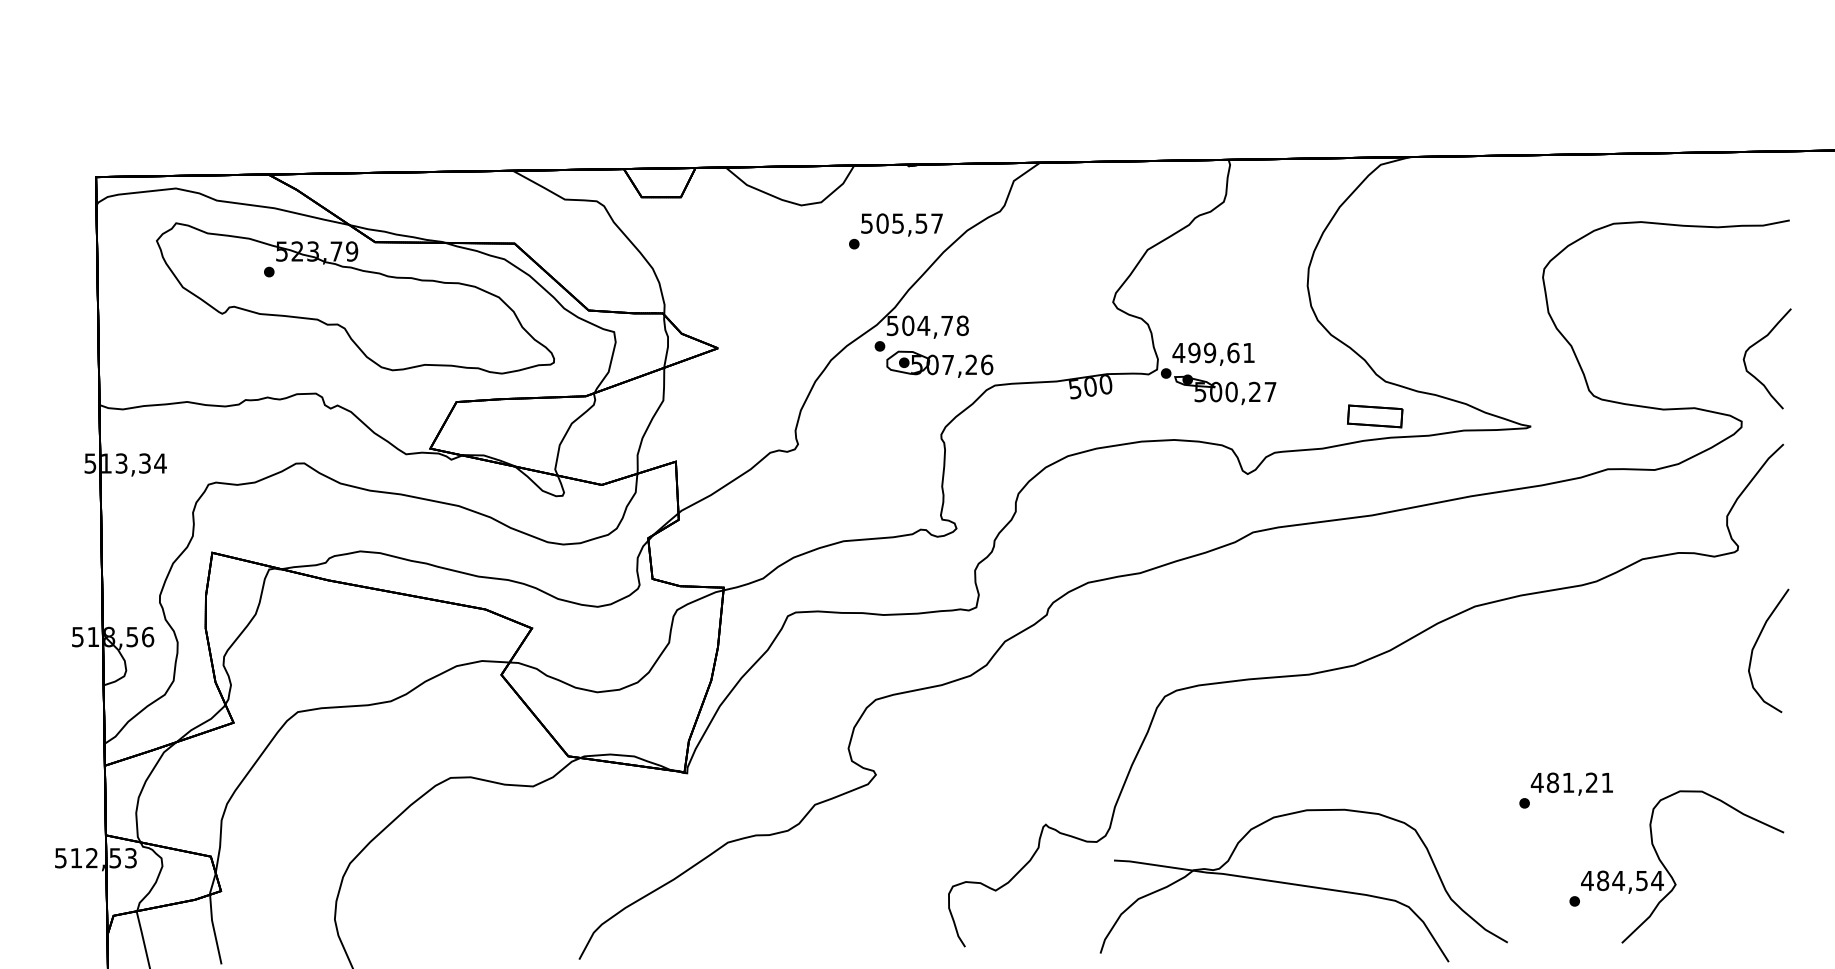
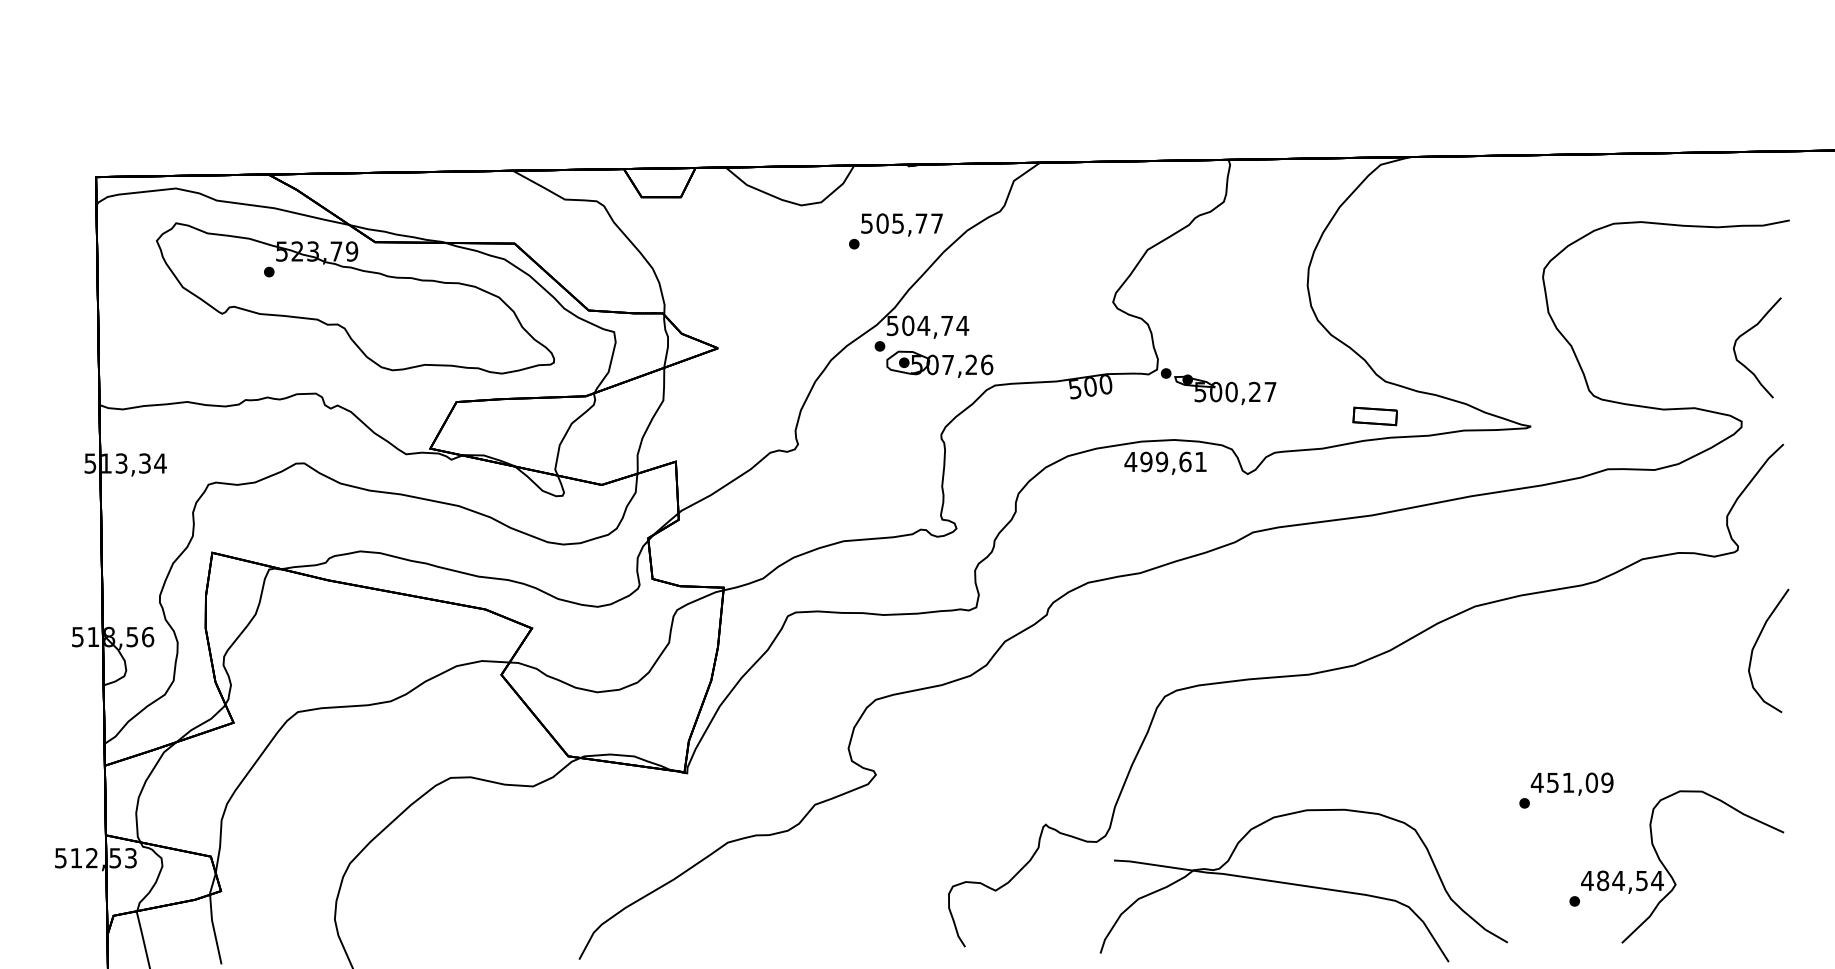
text: 505,57 -> 505,77 (921, 223)
text: 504,78 -> 504,74 (962, 325)
curve position: (1757, 343) -> (1747, 332) (1747, 332)
text position: (1213, 353) -> (1165, 462) (1165, 462)
part size: 57x25 px -> 46x21 px (1374, 416)
text: 481,21 -> 451,09 (1580, 782)
